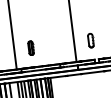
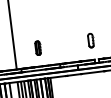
line: present -> none (72, 32)
part position: (30, 47) -> (37, 47) (37, 47)
